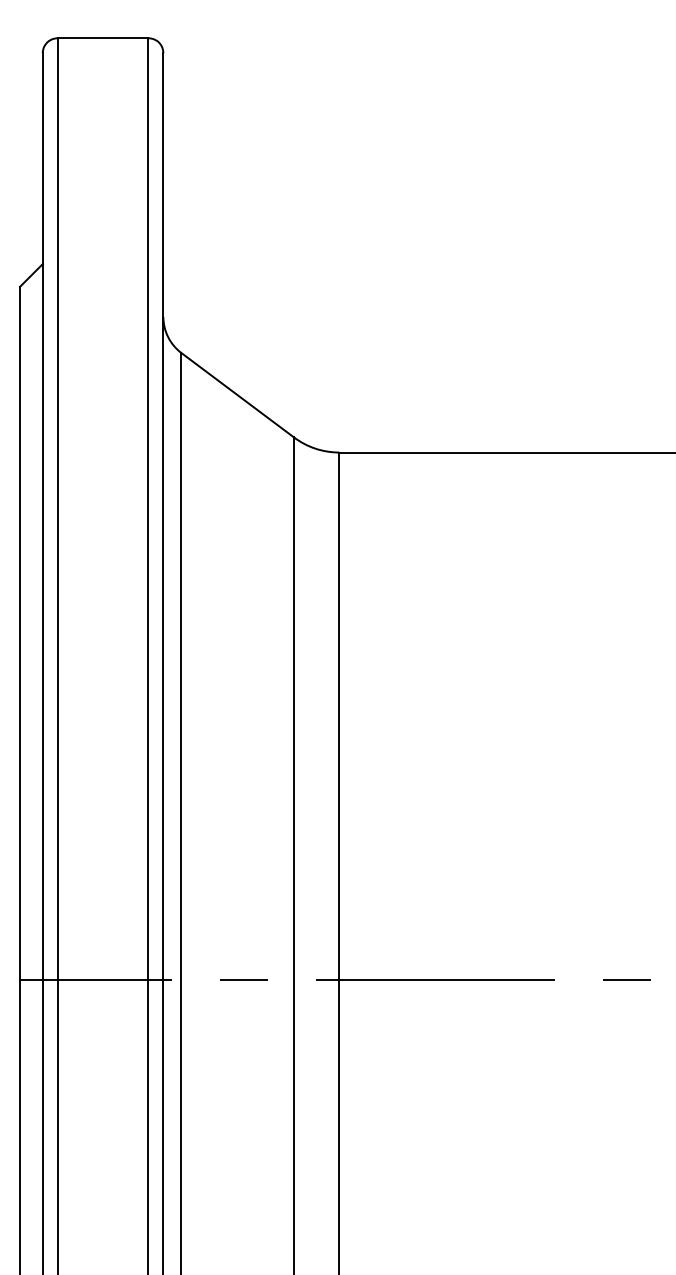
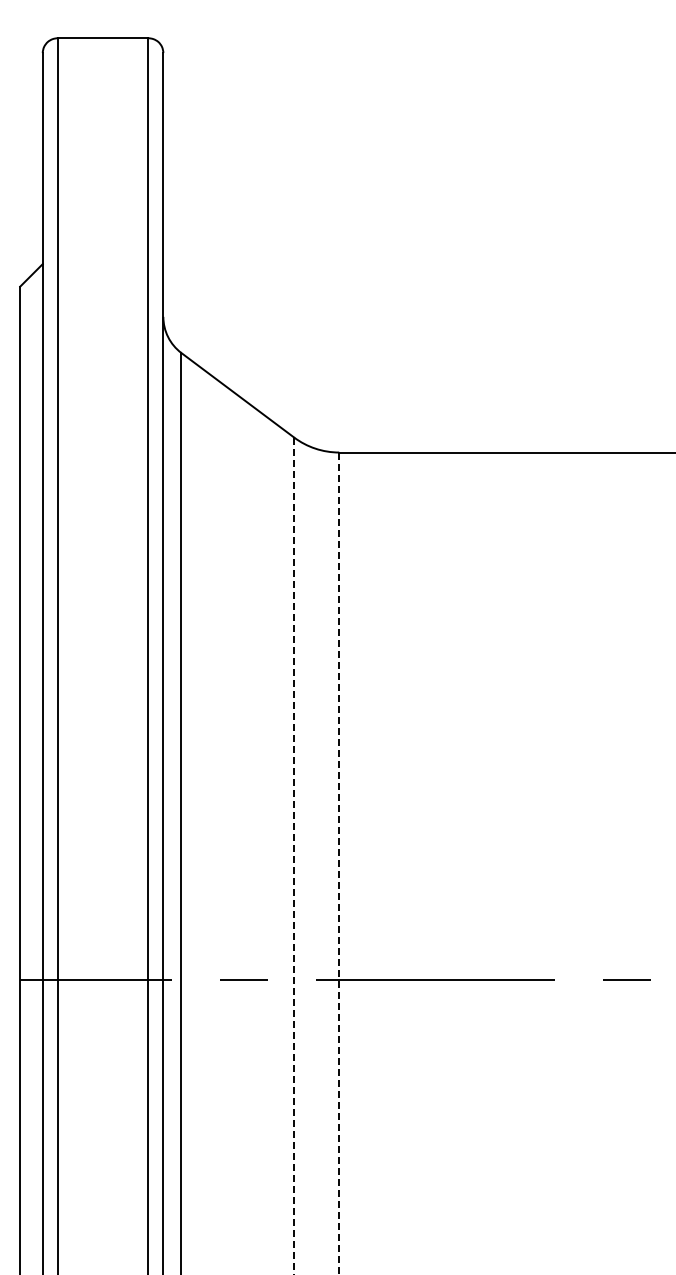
line: solid -> dashed (294, 856)
line: solid -> dashed (339, 864)
